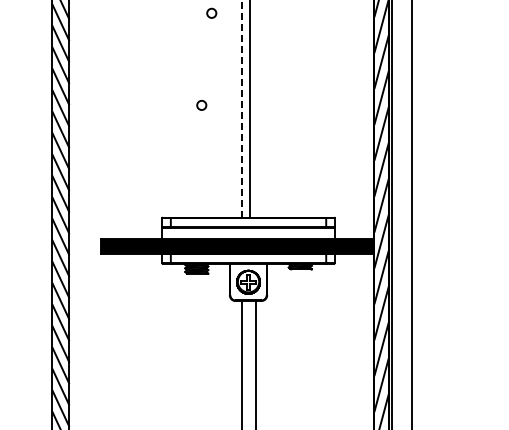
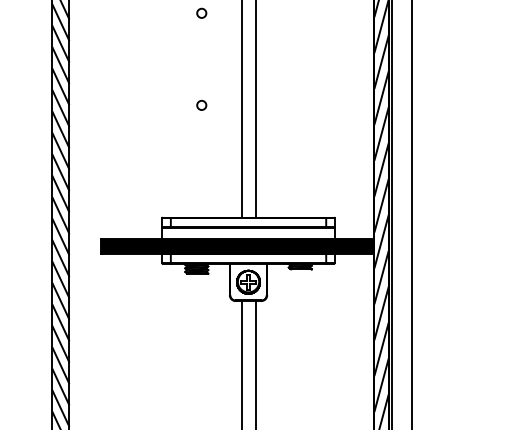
circle position: (211, 12) -> (201, 12) (201, 12)
line: dashed -> solid (242, 108)
line position: (250, 109) -> (256, 109) (256, 109)
